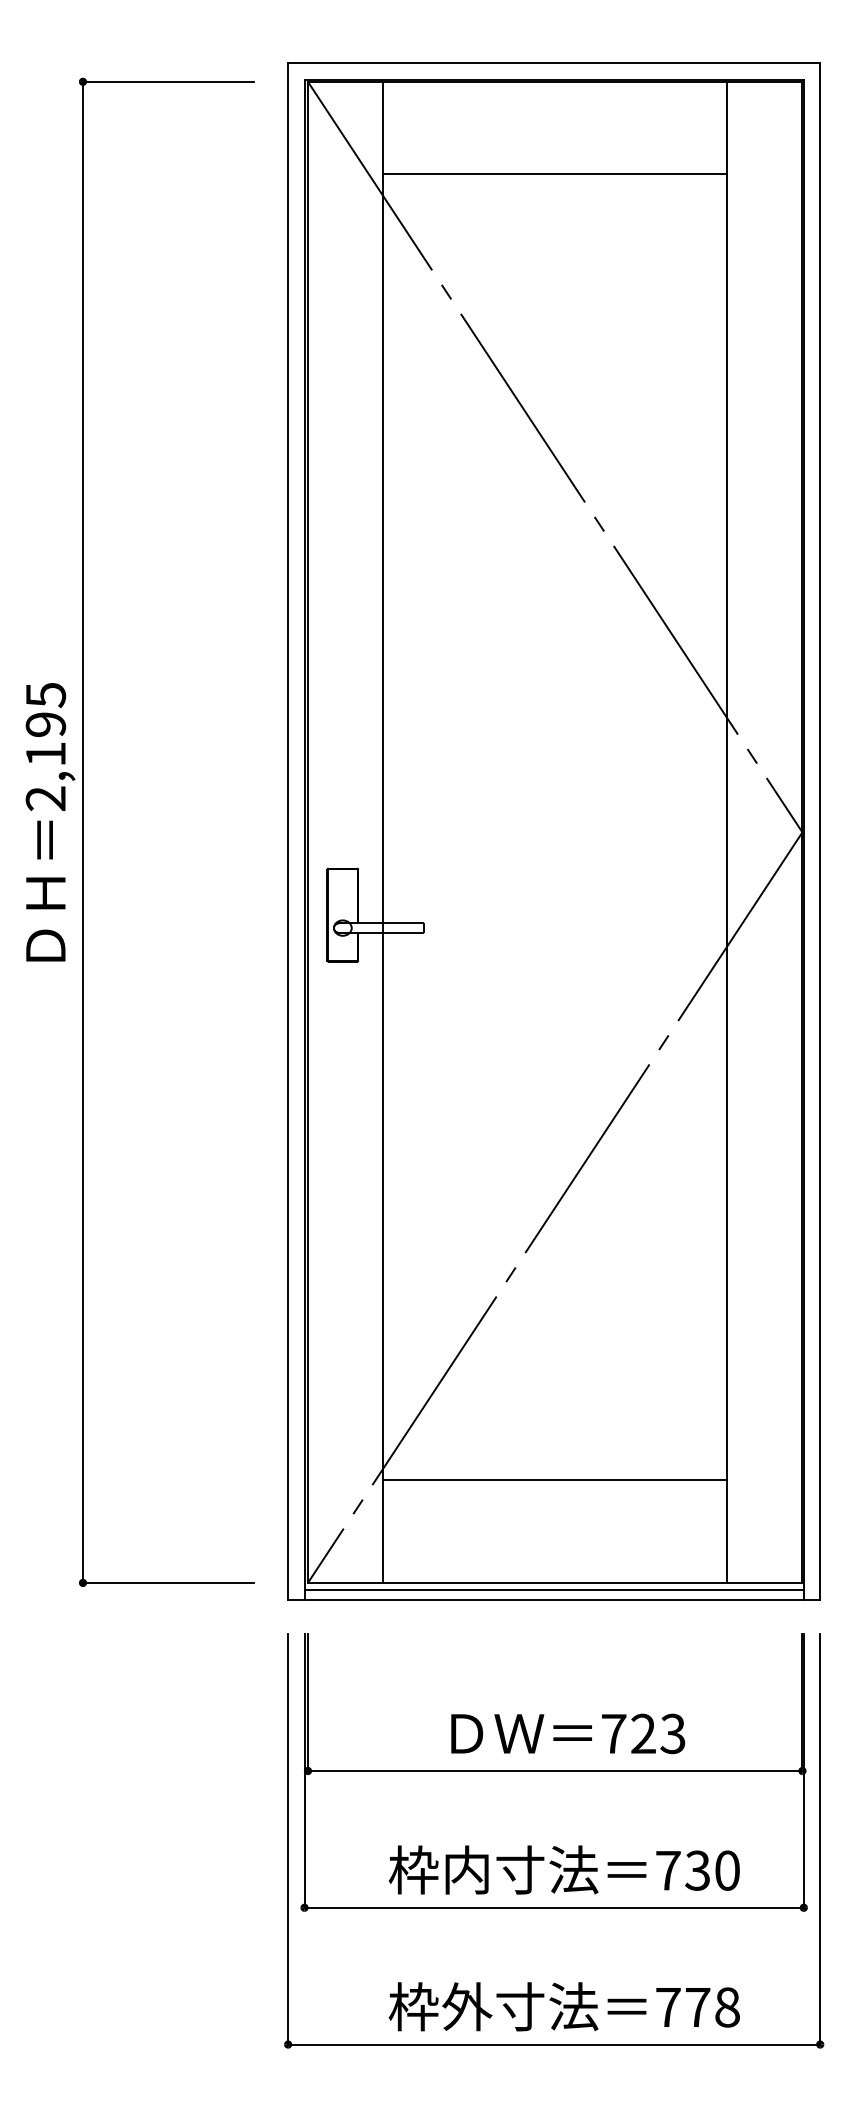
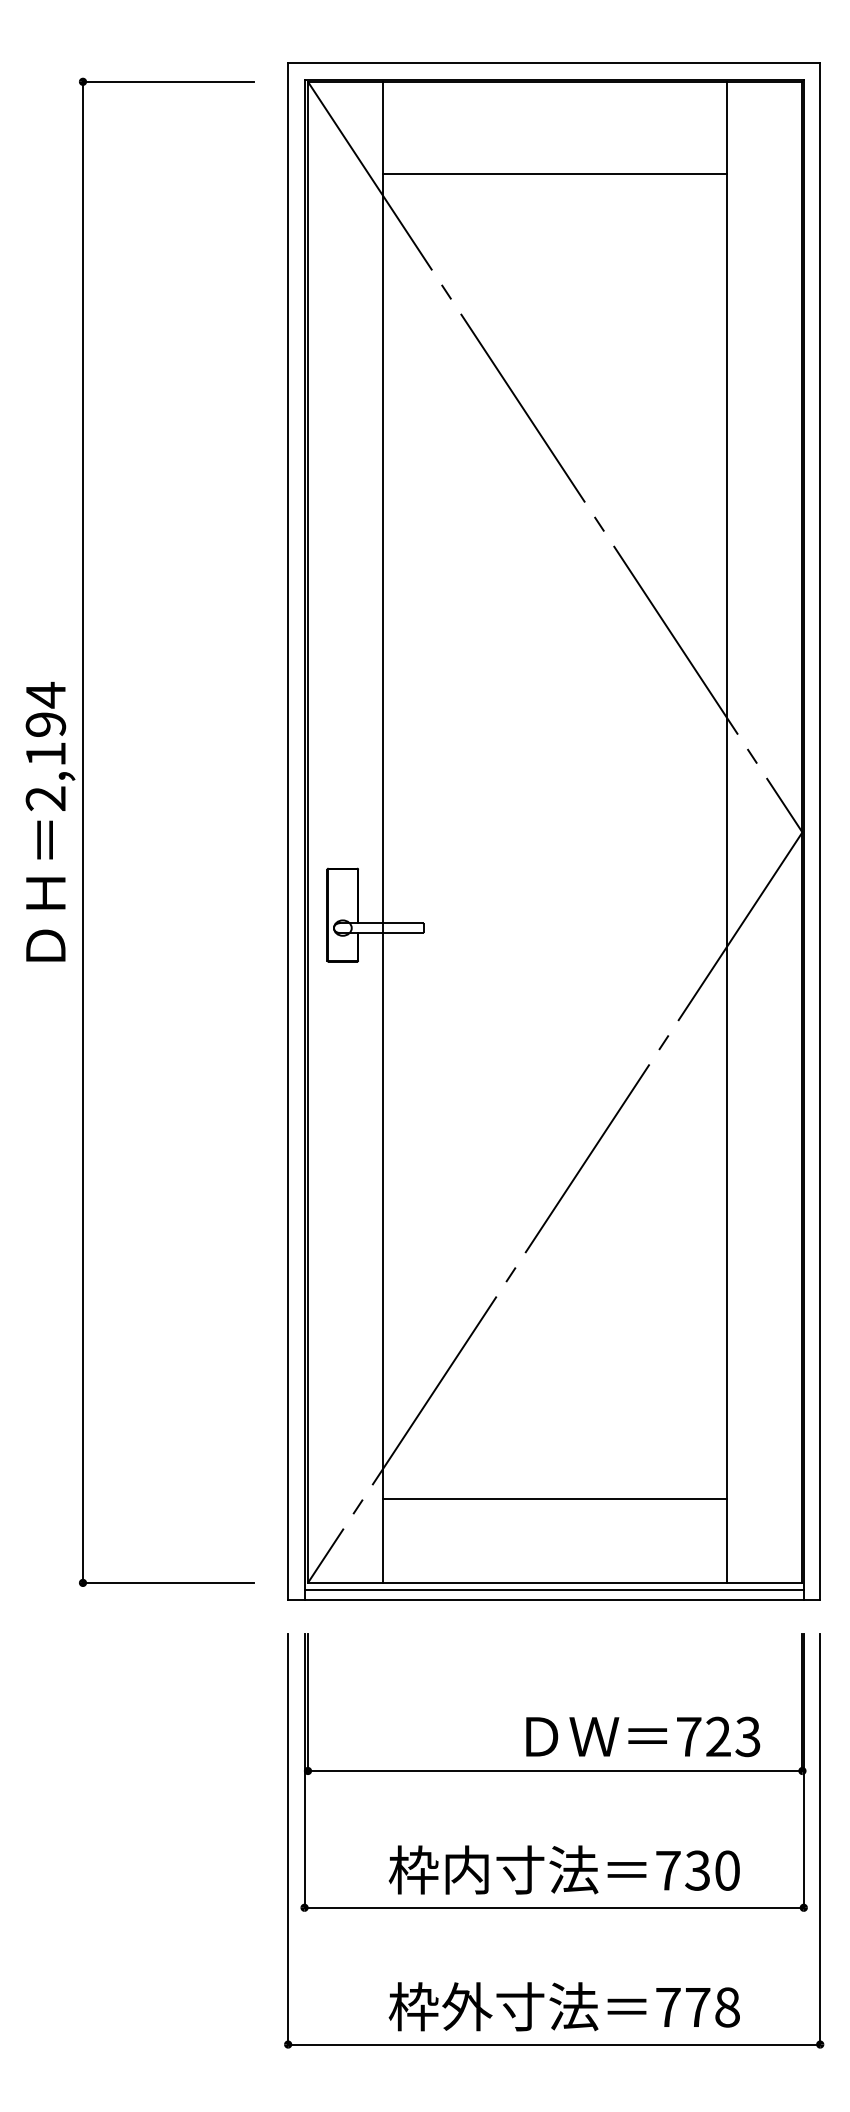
text: 2,195 -> 2,194 (46, 694)
line position: (555, 1480) -> (555, 1499) (555, 1499)
text position: (568, 1733) -> (643, 1736) (643, 1736)
